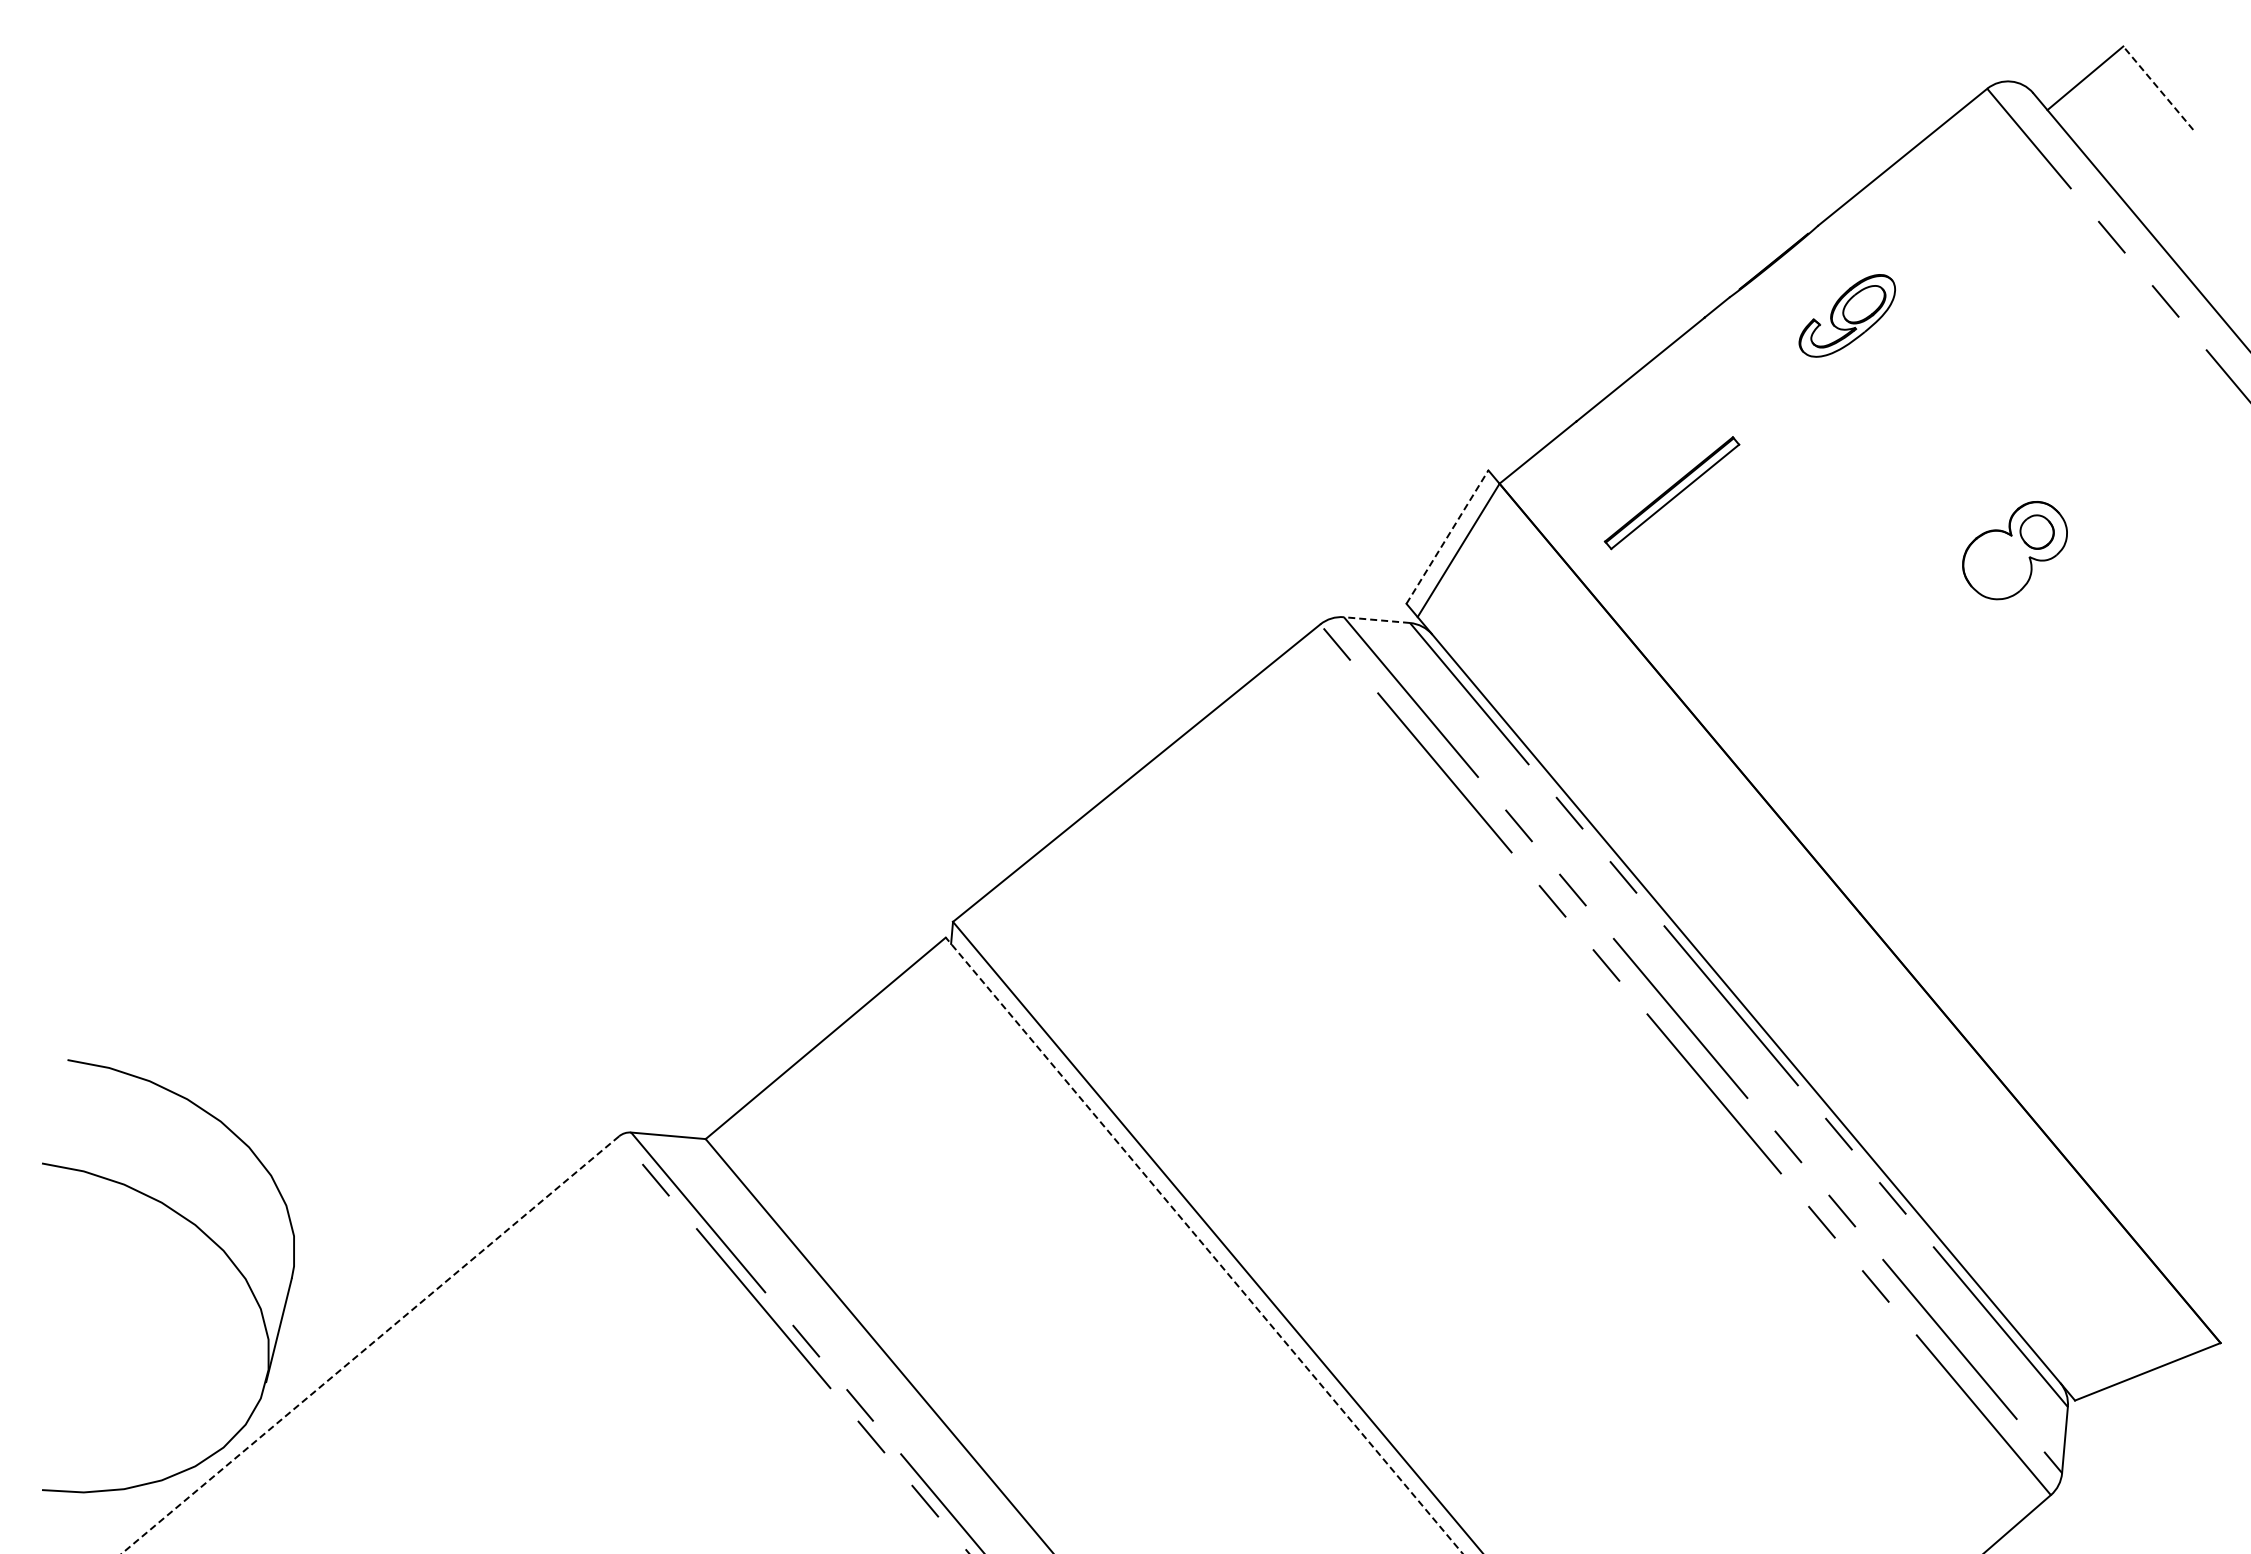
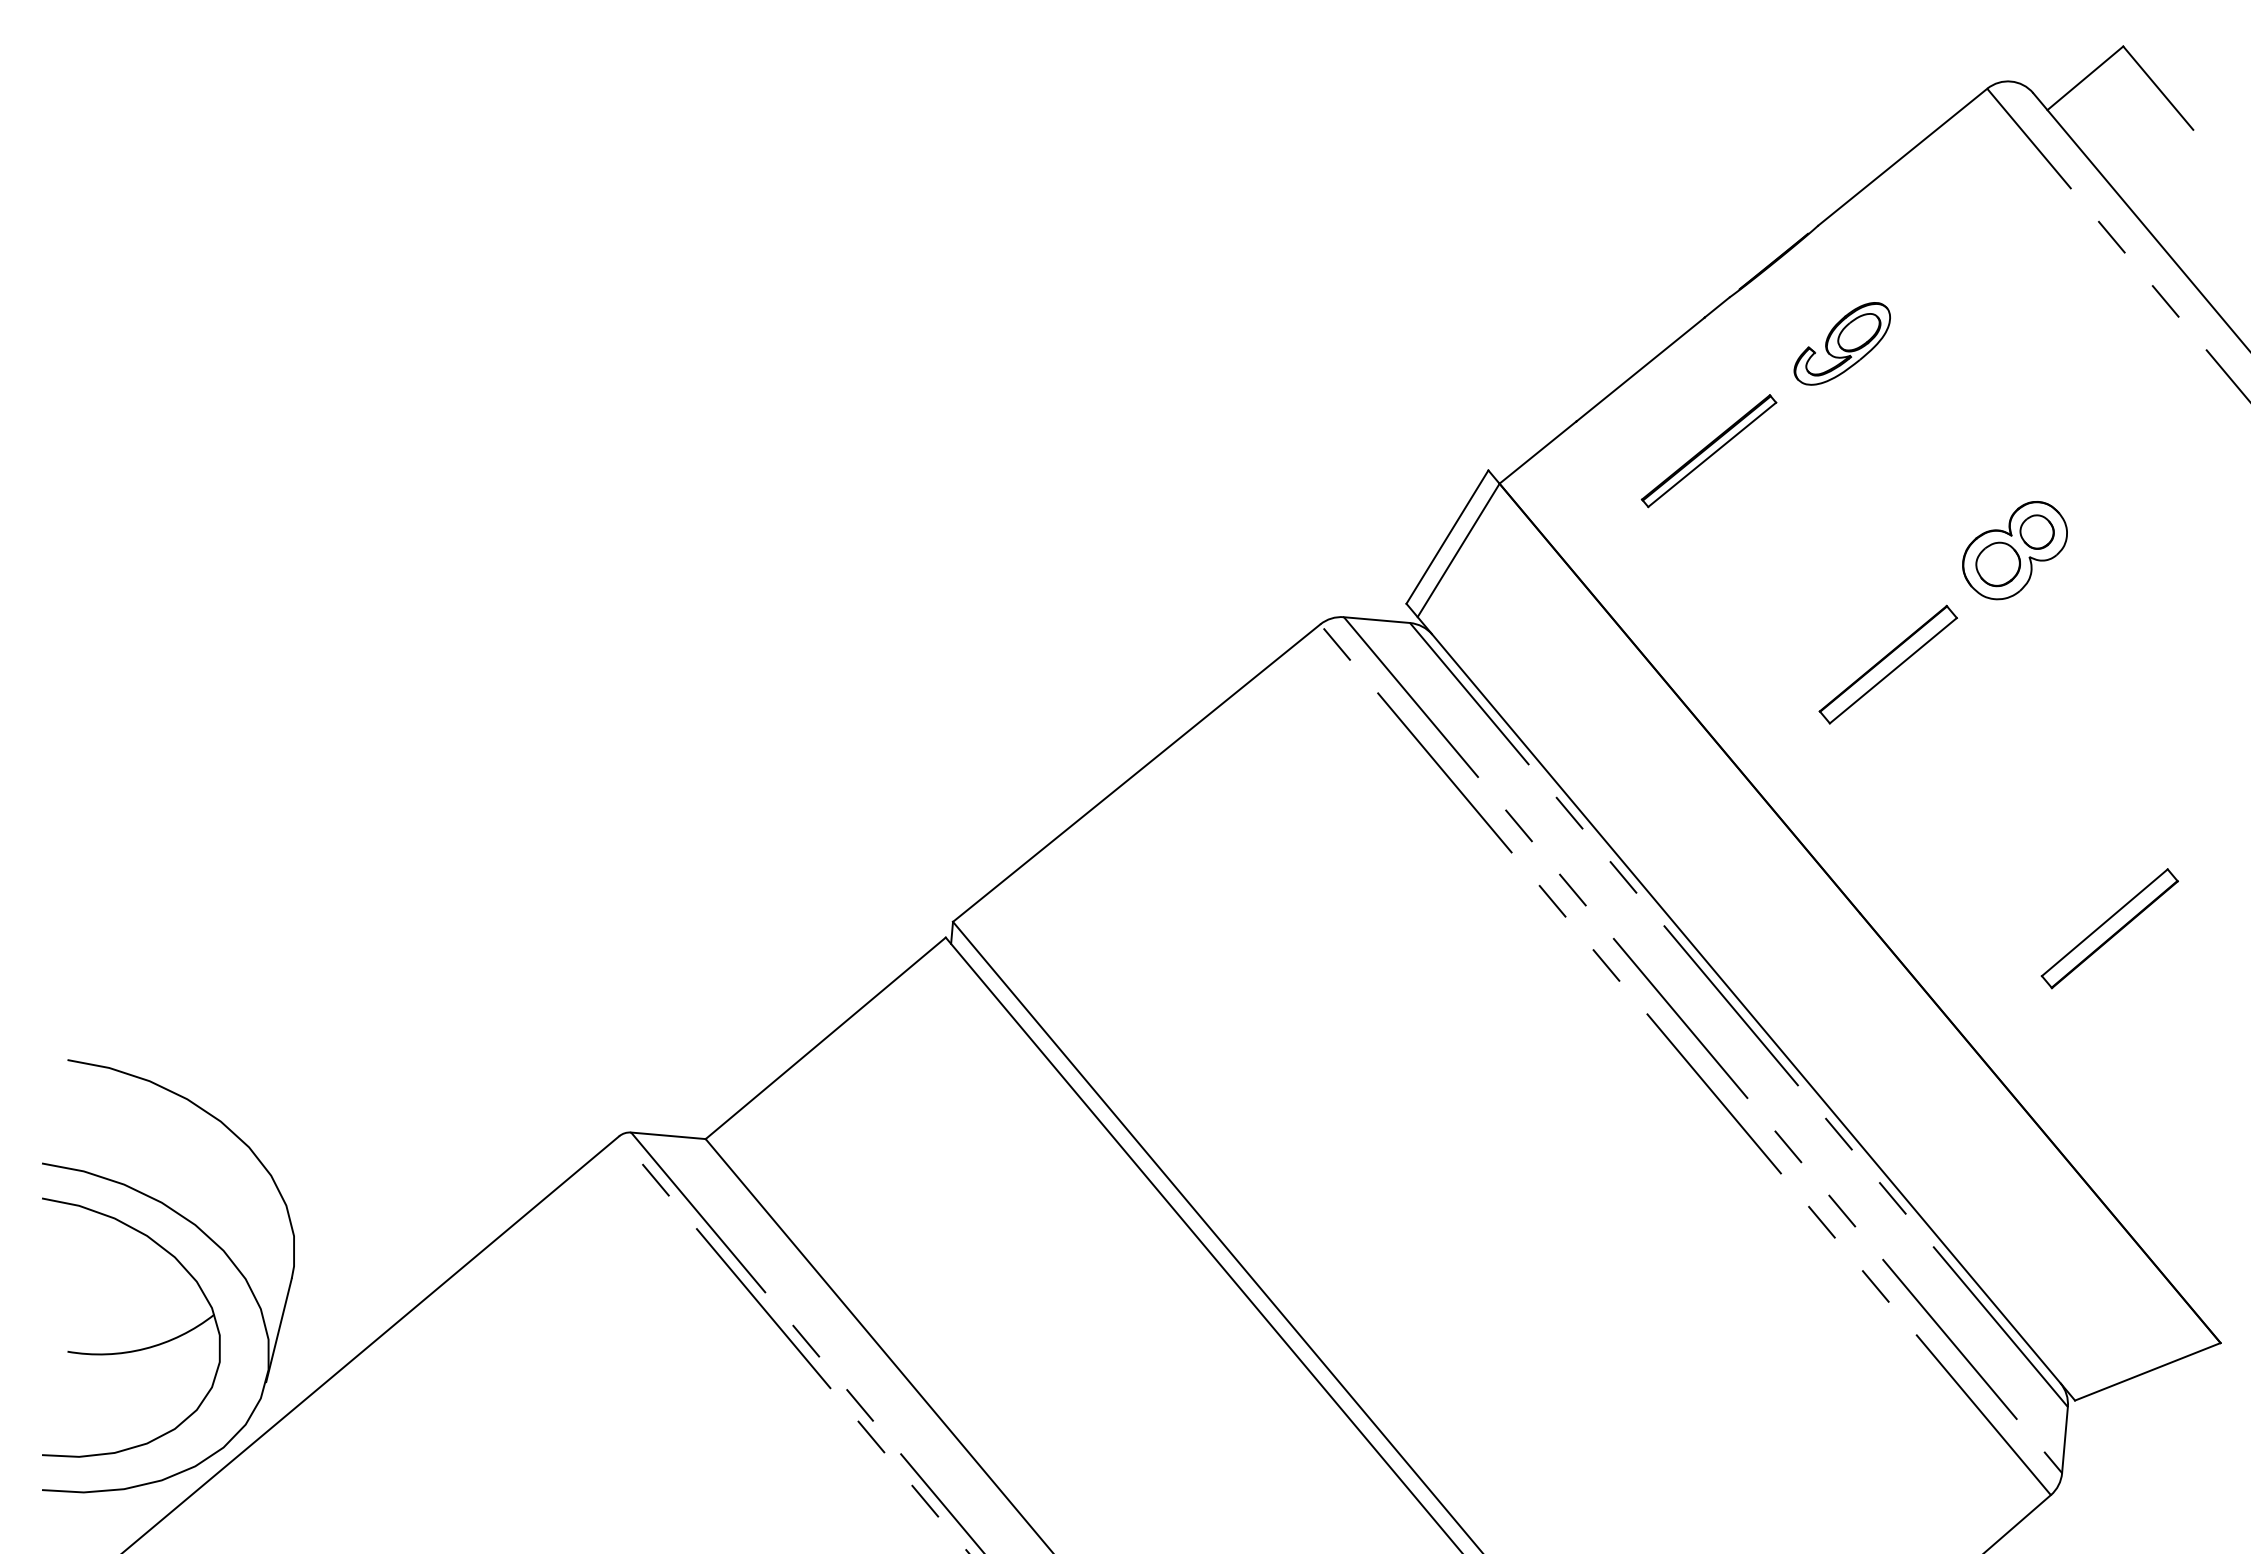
line: dashed -> solid (2157, 87)
part position: (1846, 315) -> (1841, 343) (1841, 343)
part position: (1671, 493) -> (1708, 451) (1708, 451)
line: dashed -> solid (1447, 536)
part: none -> present (1997, 564)
line: dashed -> solid (1376, 620)
part: none -> present (1887, 664)
part: none -> present (2109, 928)
line: dashed -> solid (1204, 1245)
line: dashed -> solid (370, 1345)
part: none -> present (136, 1349)
